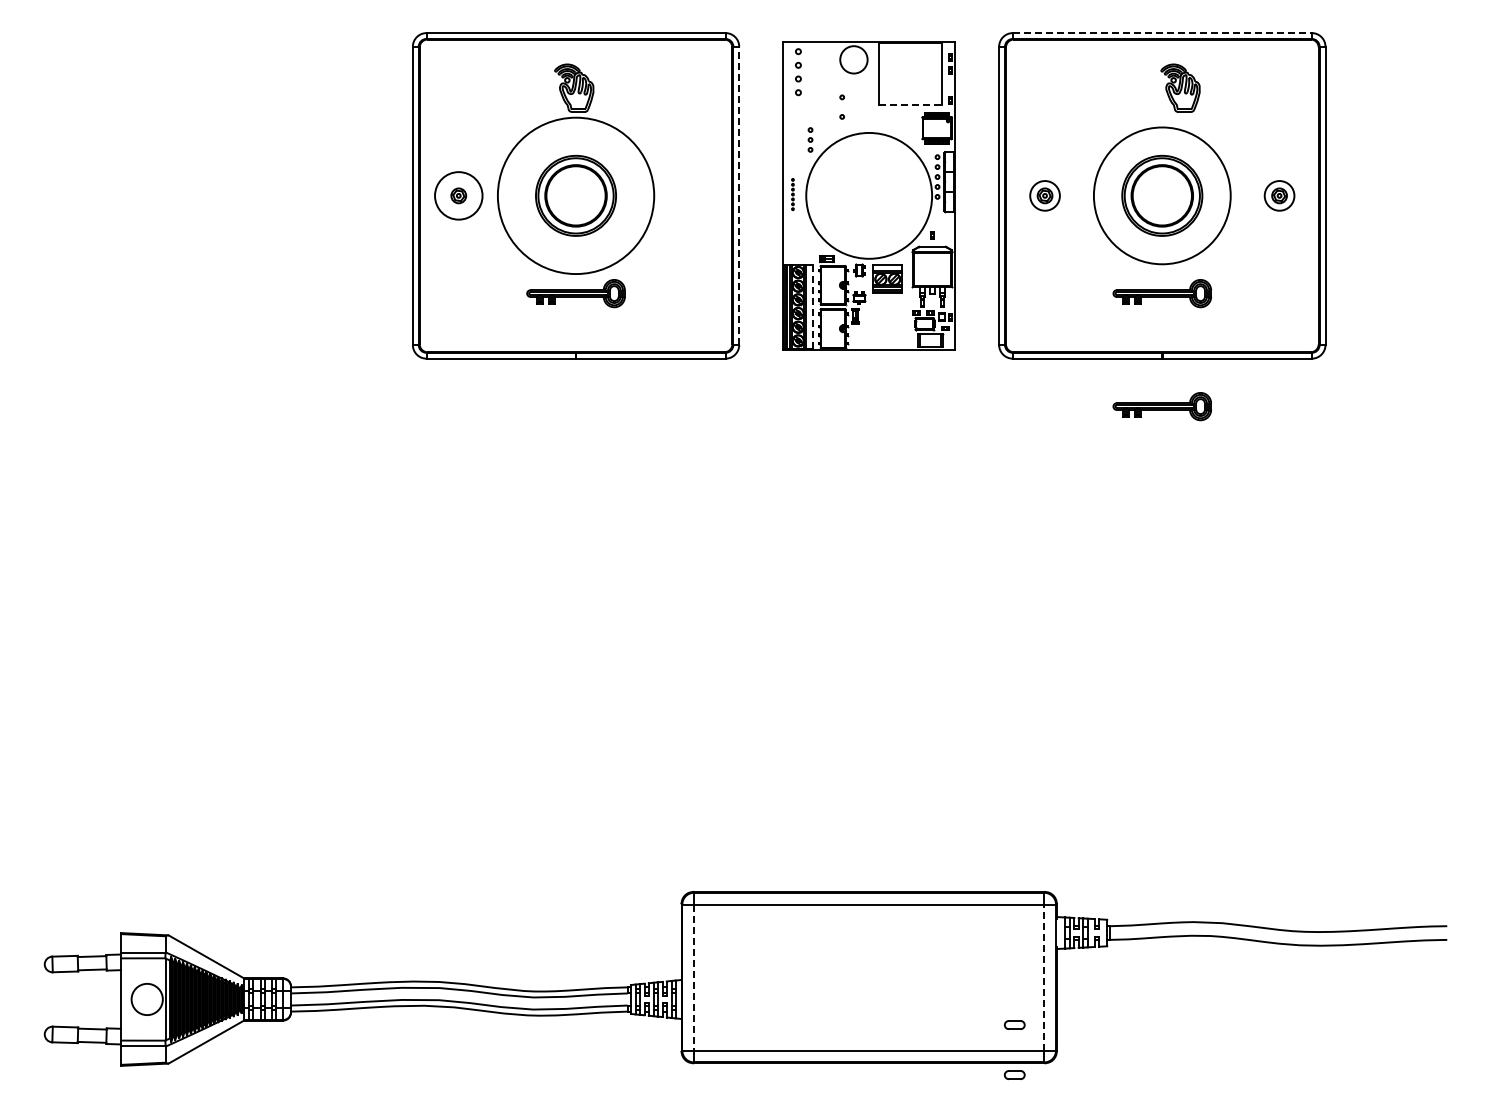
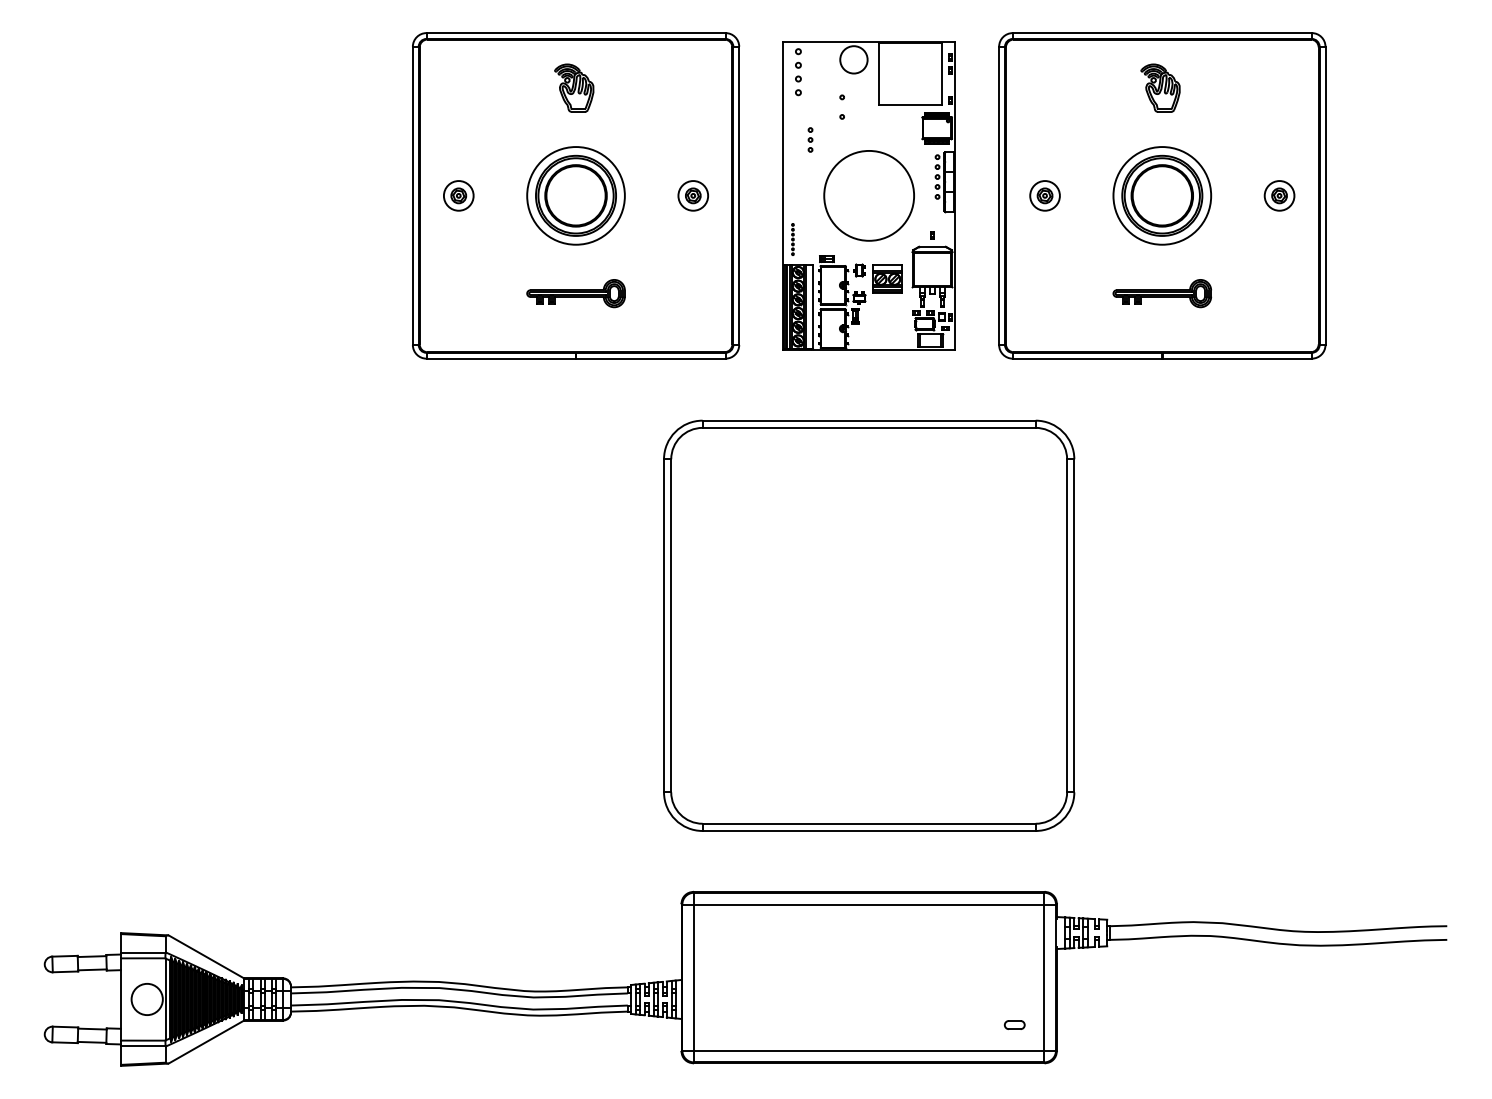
line: dashed -> solid (1162, 33)
part position: (1180, 87) -> (1160, 87) (1160, 87)
line: dashed -> solid (911, 105)
line position: (792, 194) -> (792, 239) (792, 239)
circle diameter: 48 px -> 30 px (458, 195)
circle diameter: 156 px -> 98 px (575, 195)
part: none -> present (692, 195)
line: dashed -> solid (739, 195)
circle diameter: 126 px -> 90 px (869, 195)
circle diameter: 137 px -> 98 px (1162, 195)
line: dashed -> solid (812, 307)
part: present -> none (1162, 406)
part: none -> present (869, 625)
line: dashed -> solid (1044, 977)
line: dashed -> solid (694, 978)
part: present -> none (1014, 1074)
